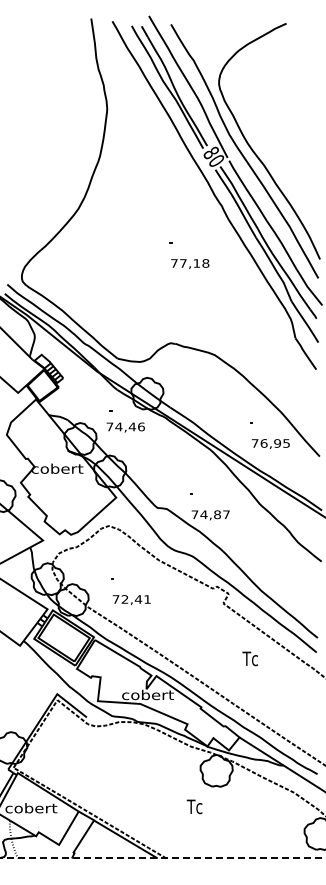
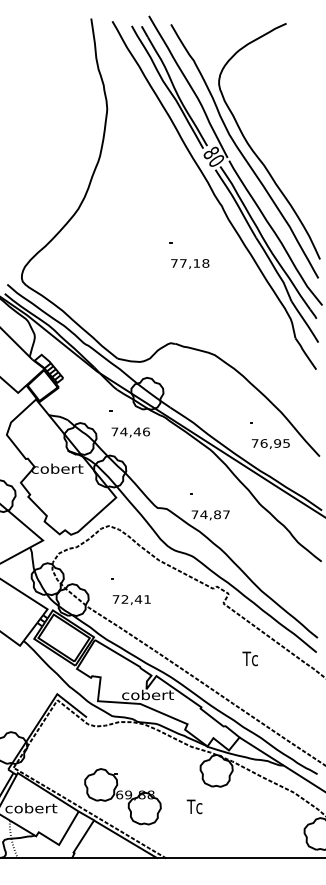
text position: (125, 427) -> (130, 432) (130, 432)
part: none -> present (122, 796)
line: dashed -> solid (162, 858)
